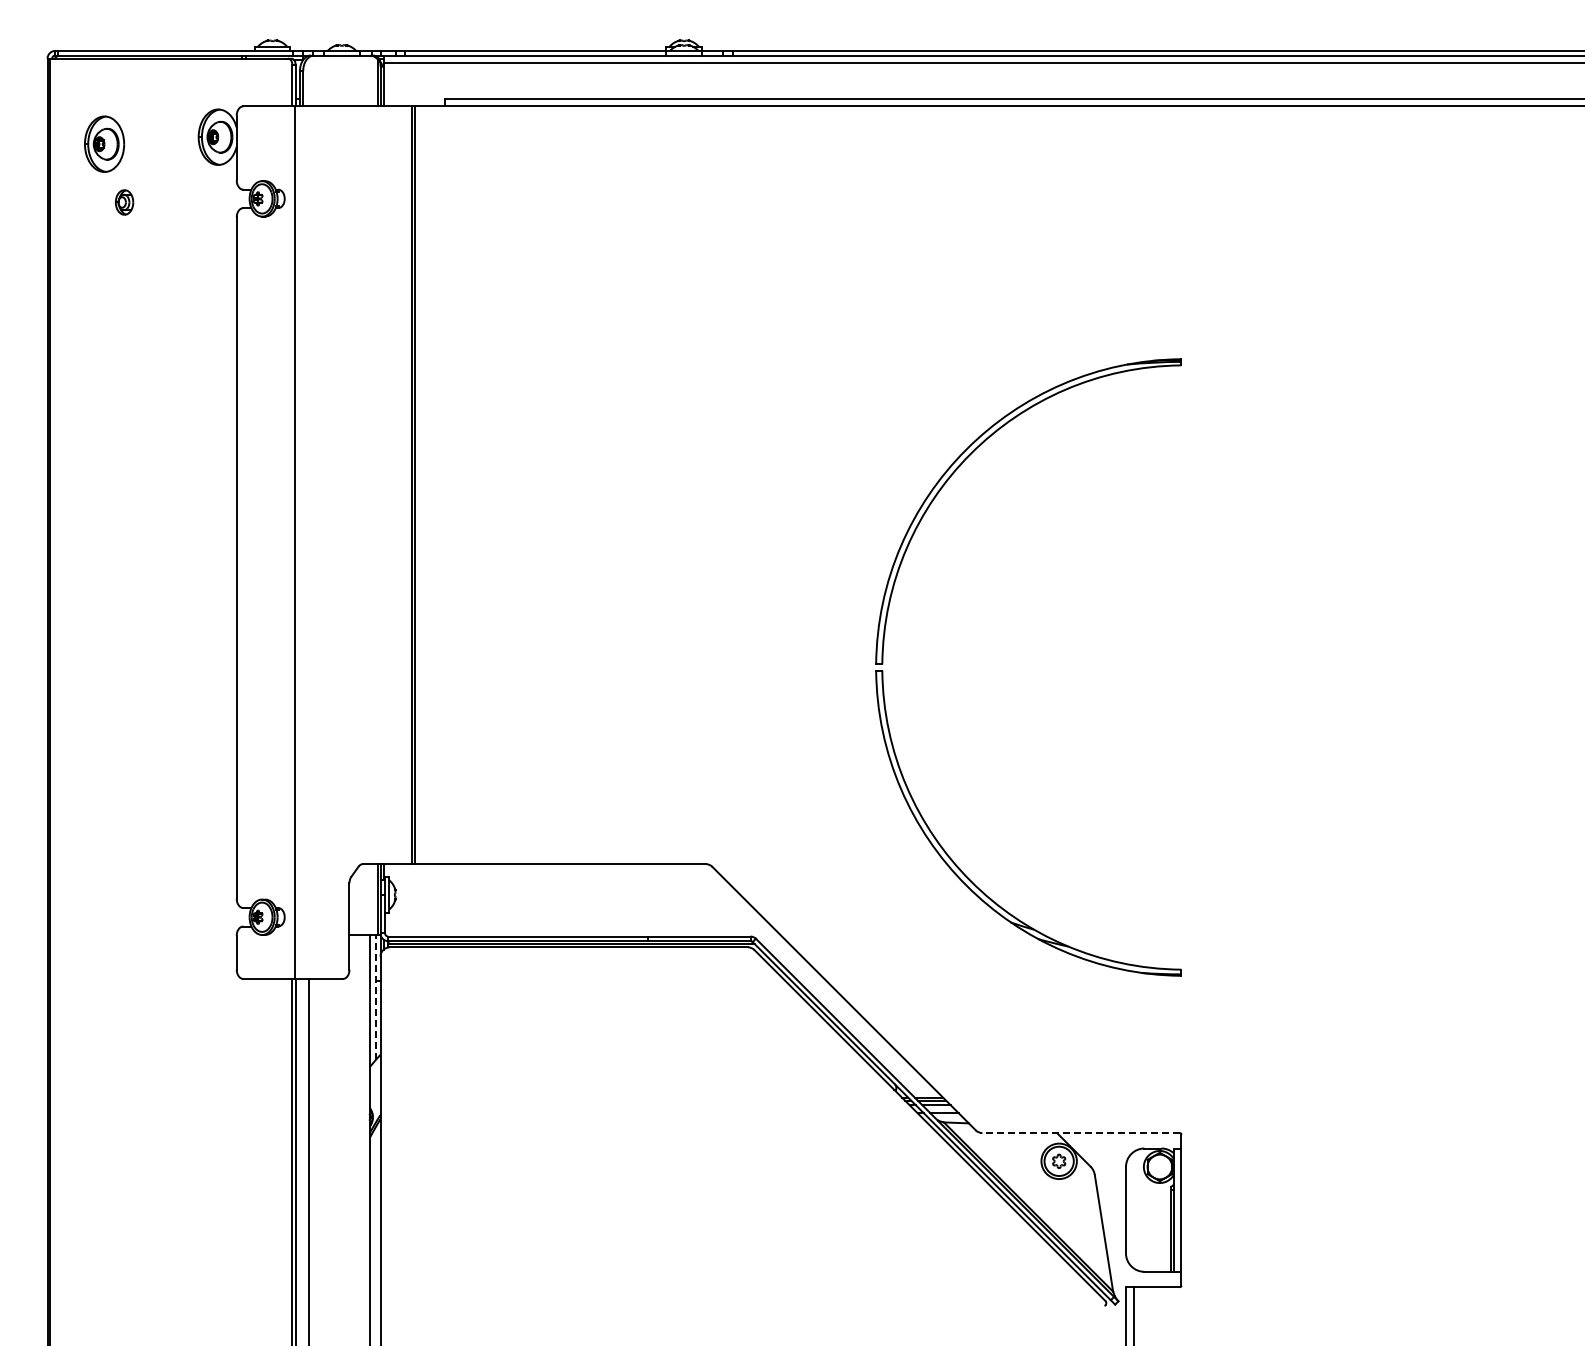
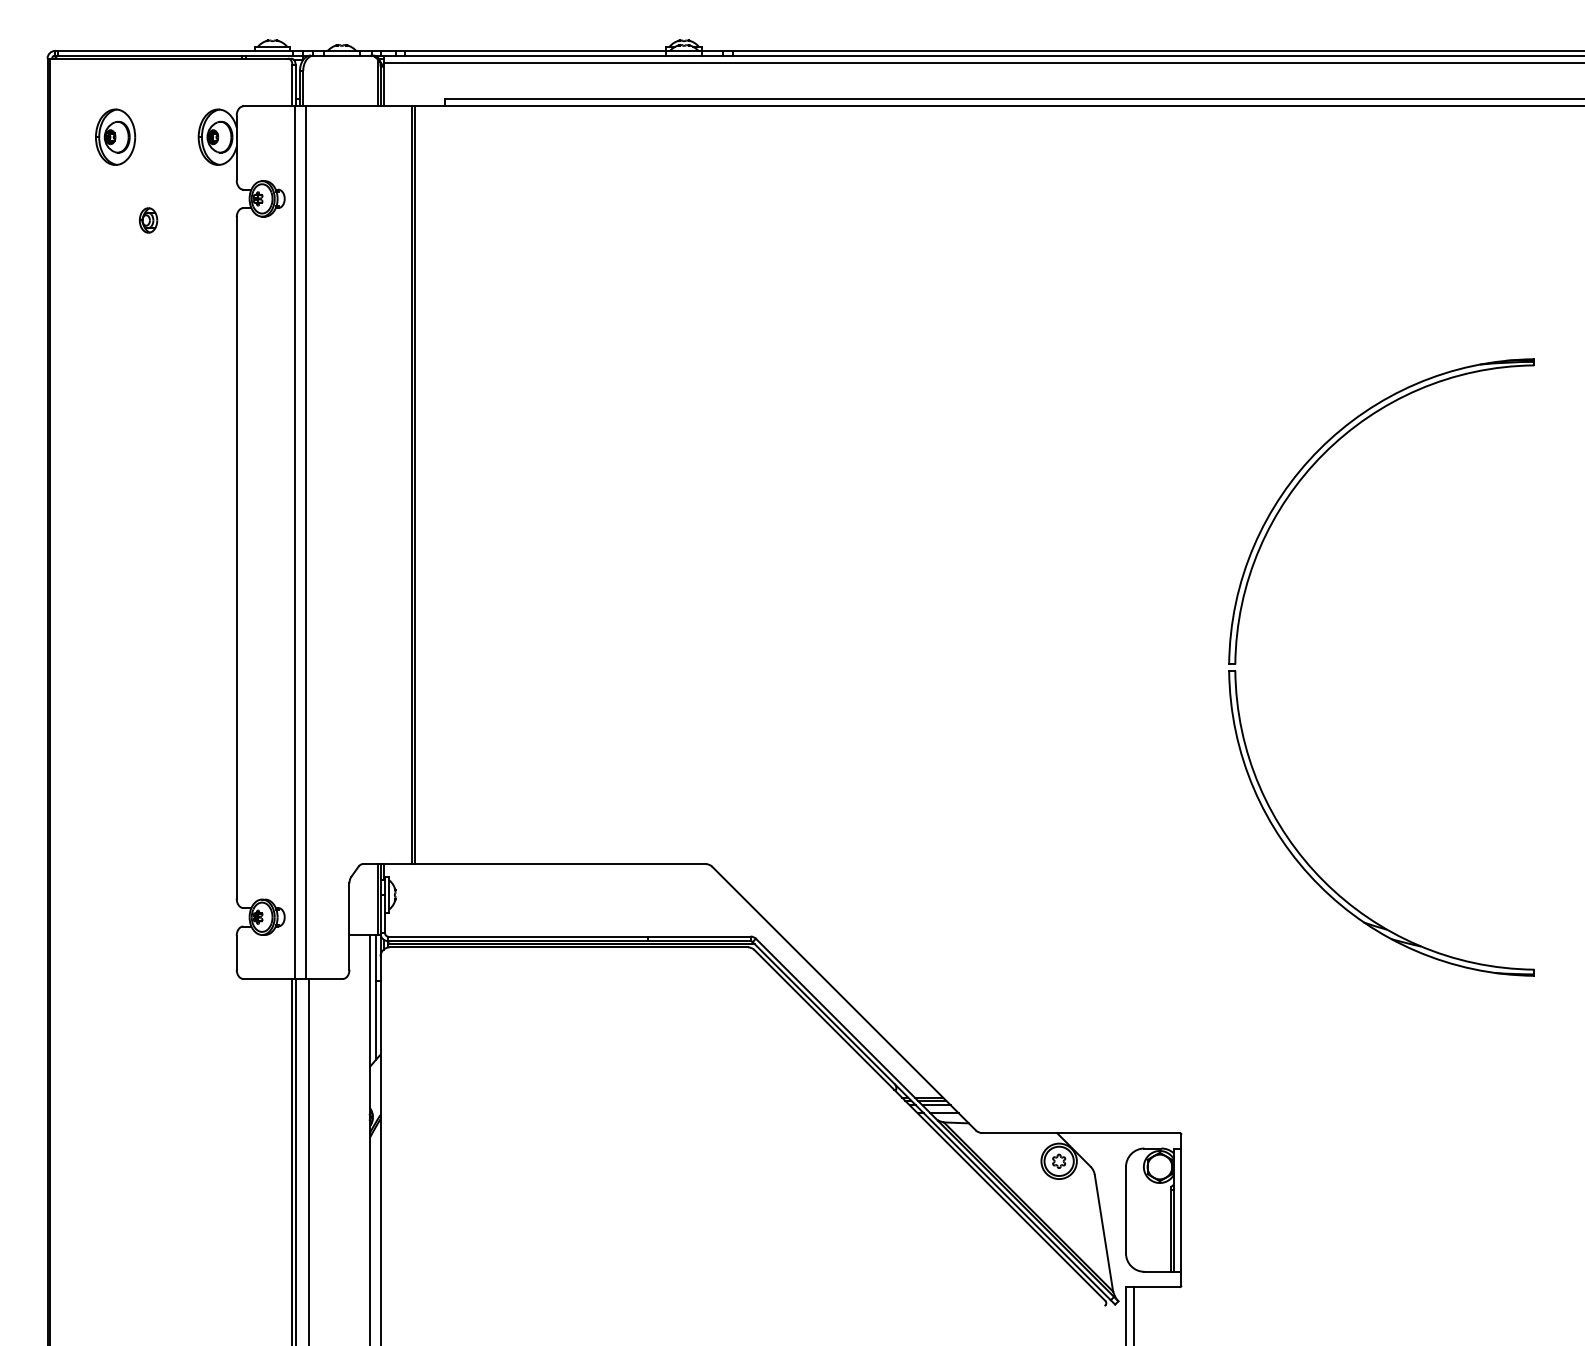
part position: (104, 143) -> (115, 136) (115, 136)
part position: (124, 202) -> (148, 220) (148, 220)
line: none -> present (305, 542)
part position: (883, 664) -> (1236, 664) (1236, 664)
line: dashed -> solid (375, 996)
line: dashed -> solid (1081, 1133)
